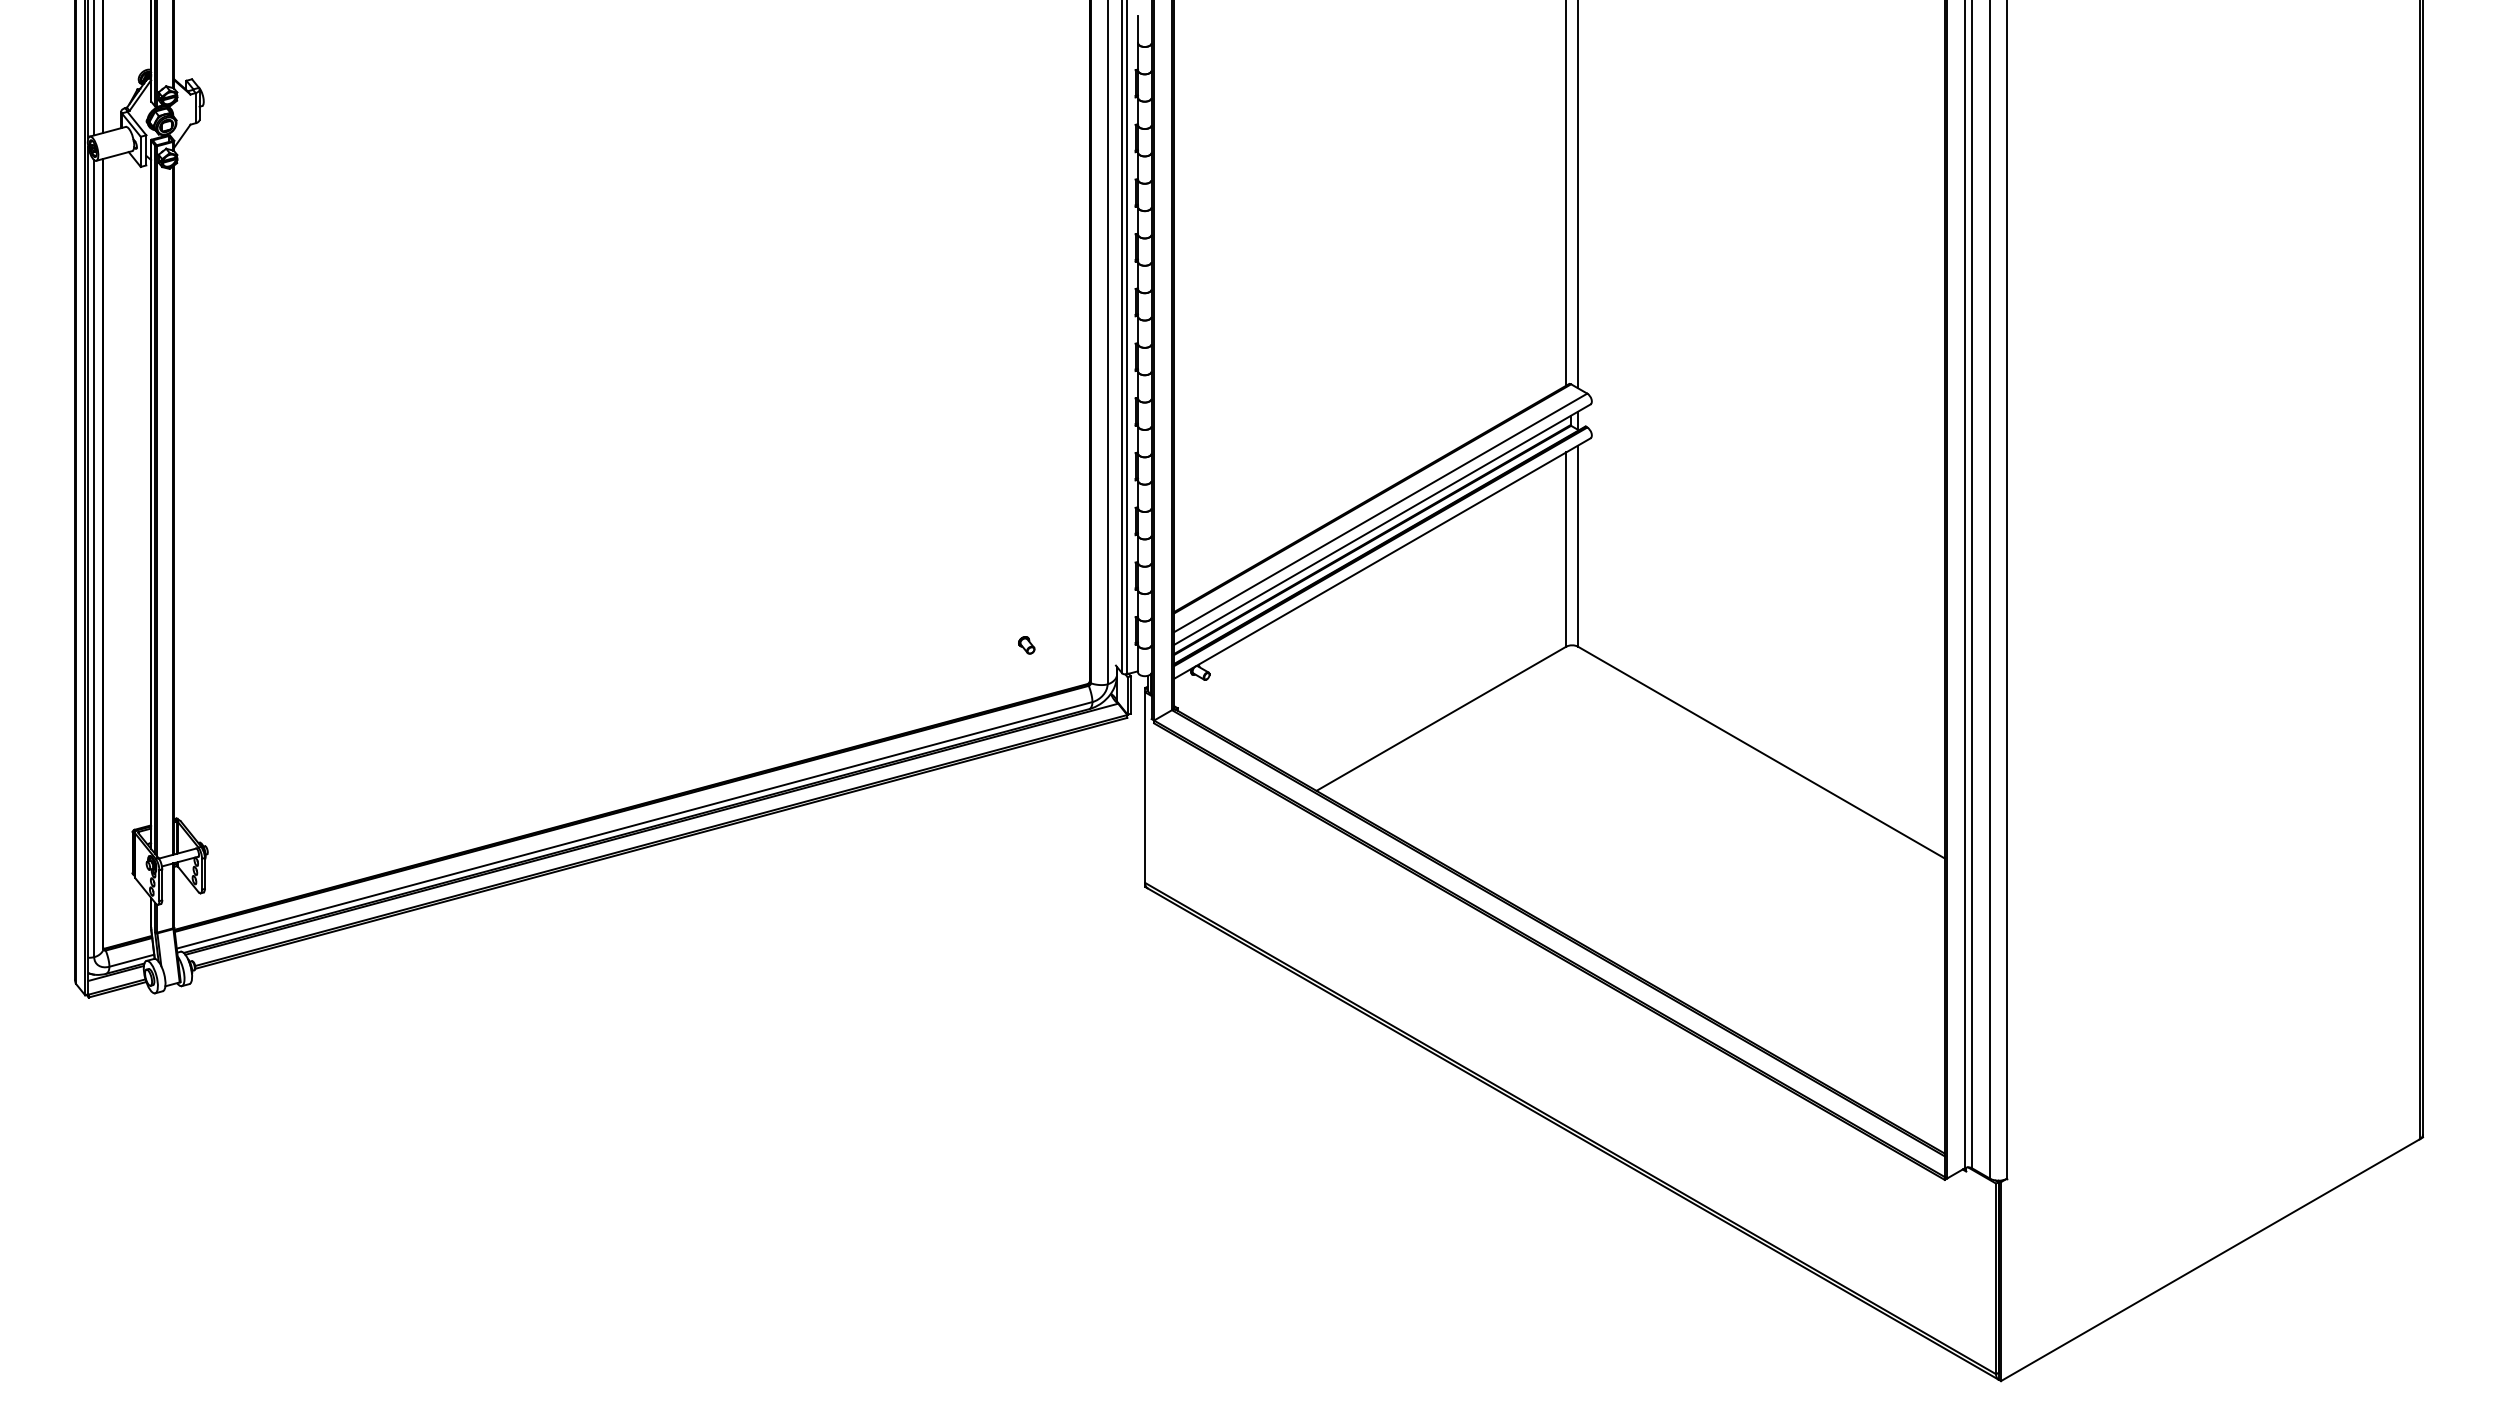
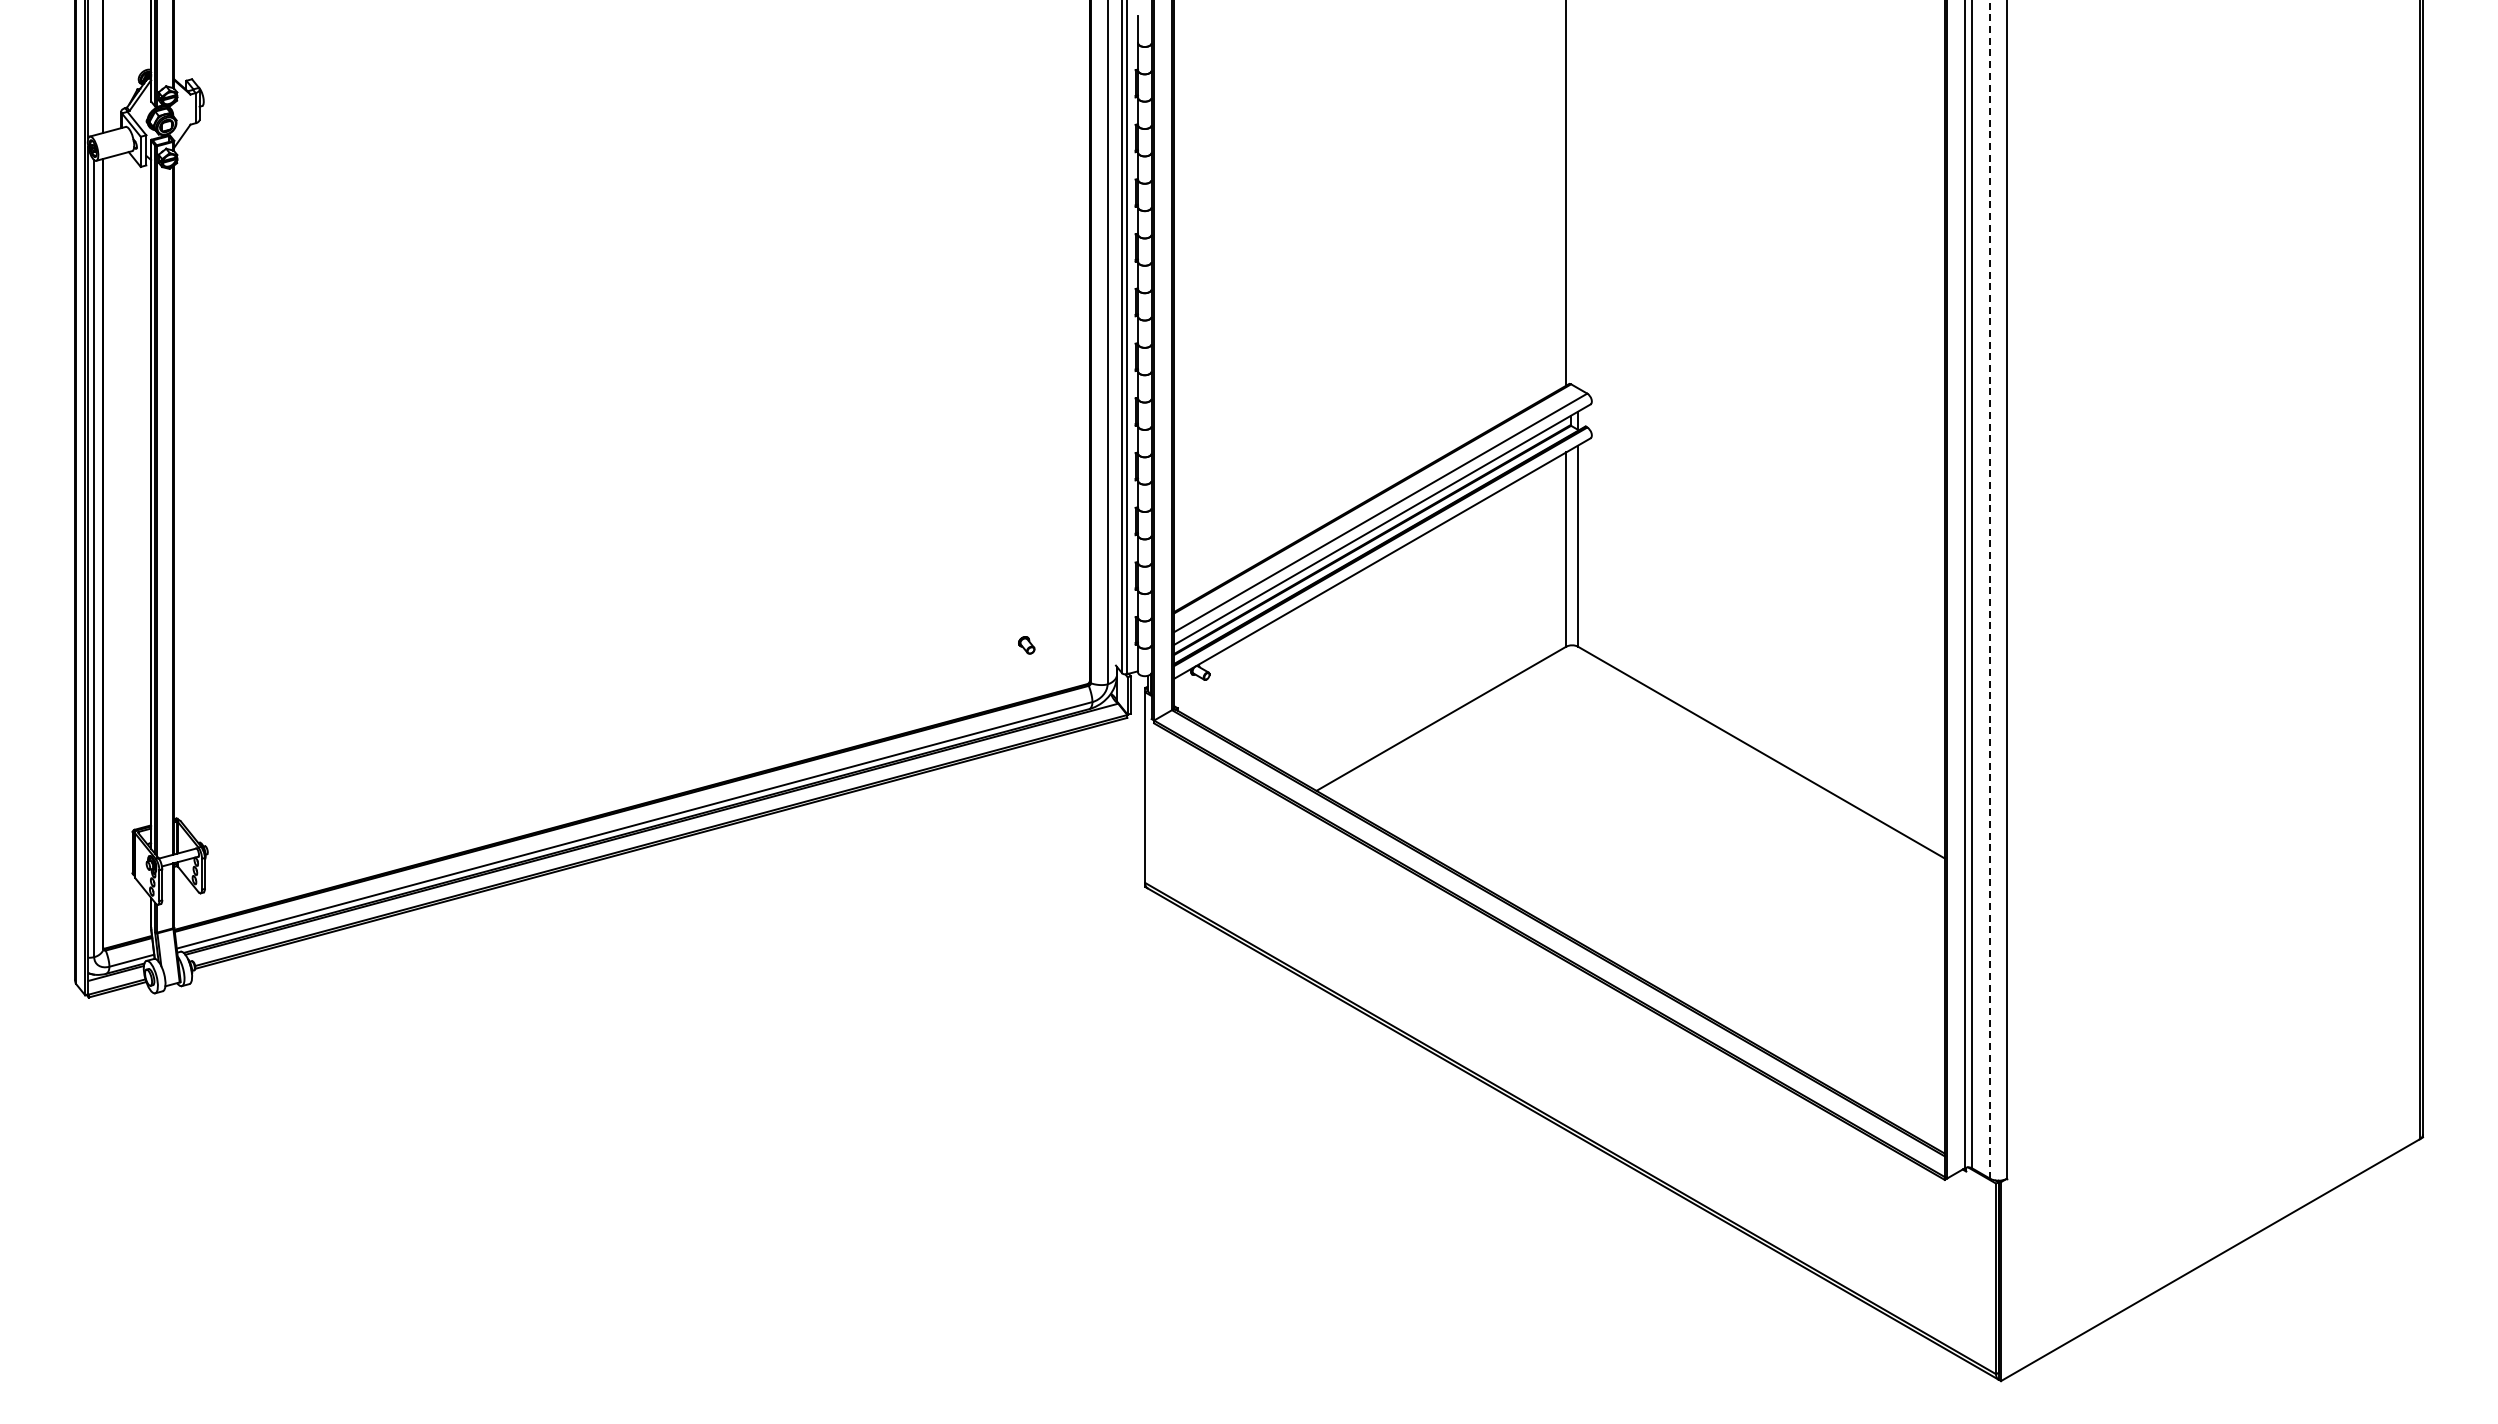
line: present -> none (94, 68)
line: present -> none (1578, 195)
line: solid -> dashed (1990, 589)
